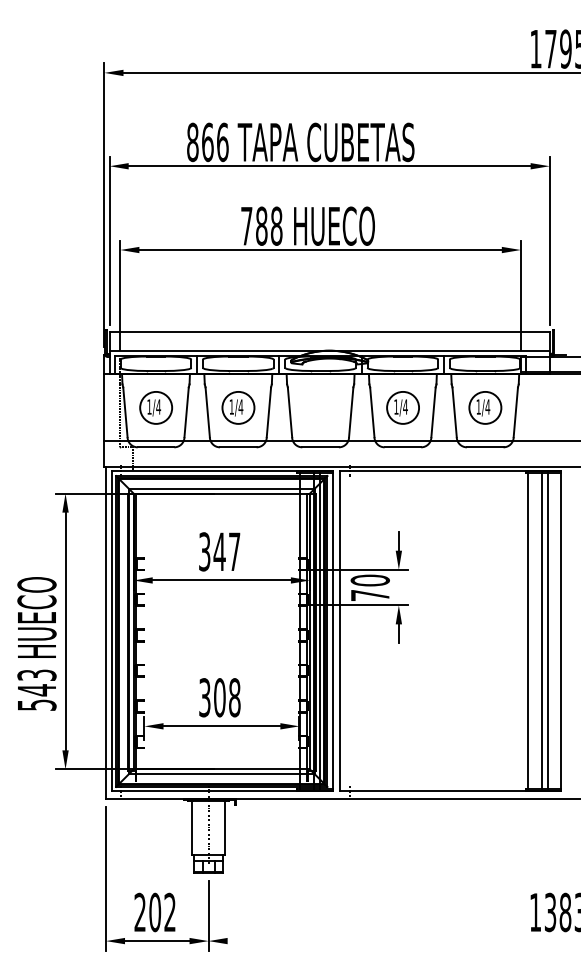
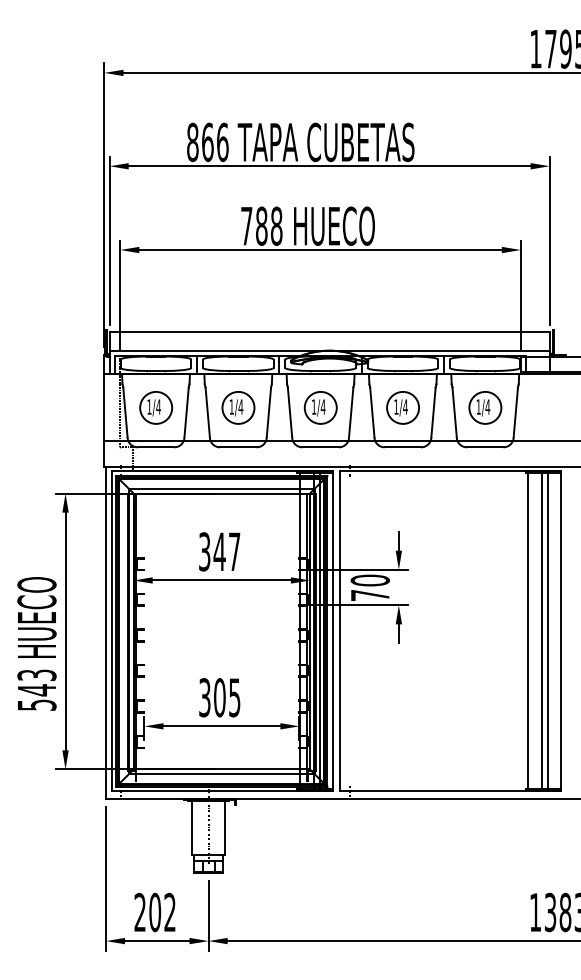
part: none -> present (320, 407)
text: 308 -> 305 (234, 697)
line: none -> present (402, 941)
